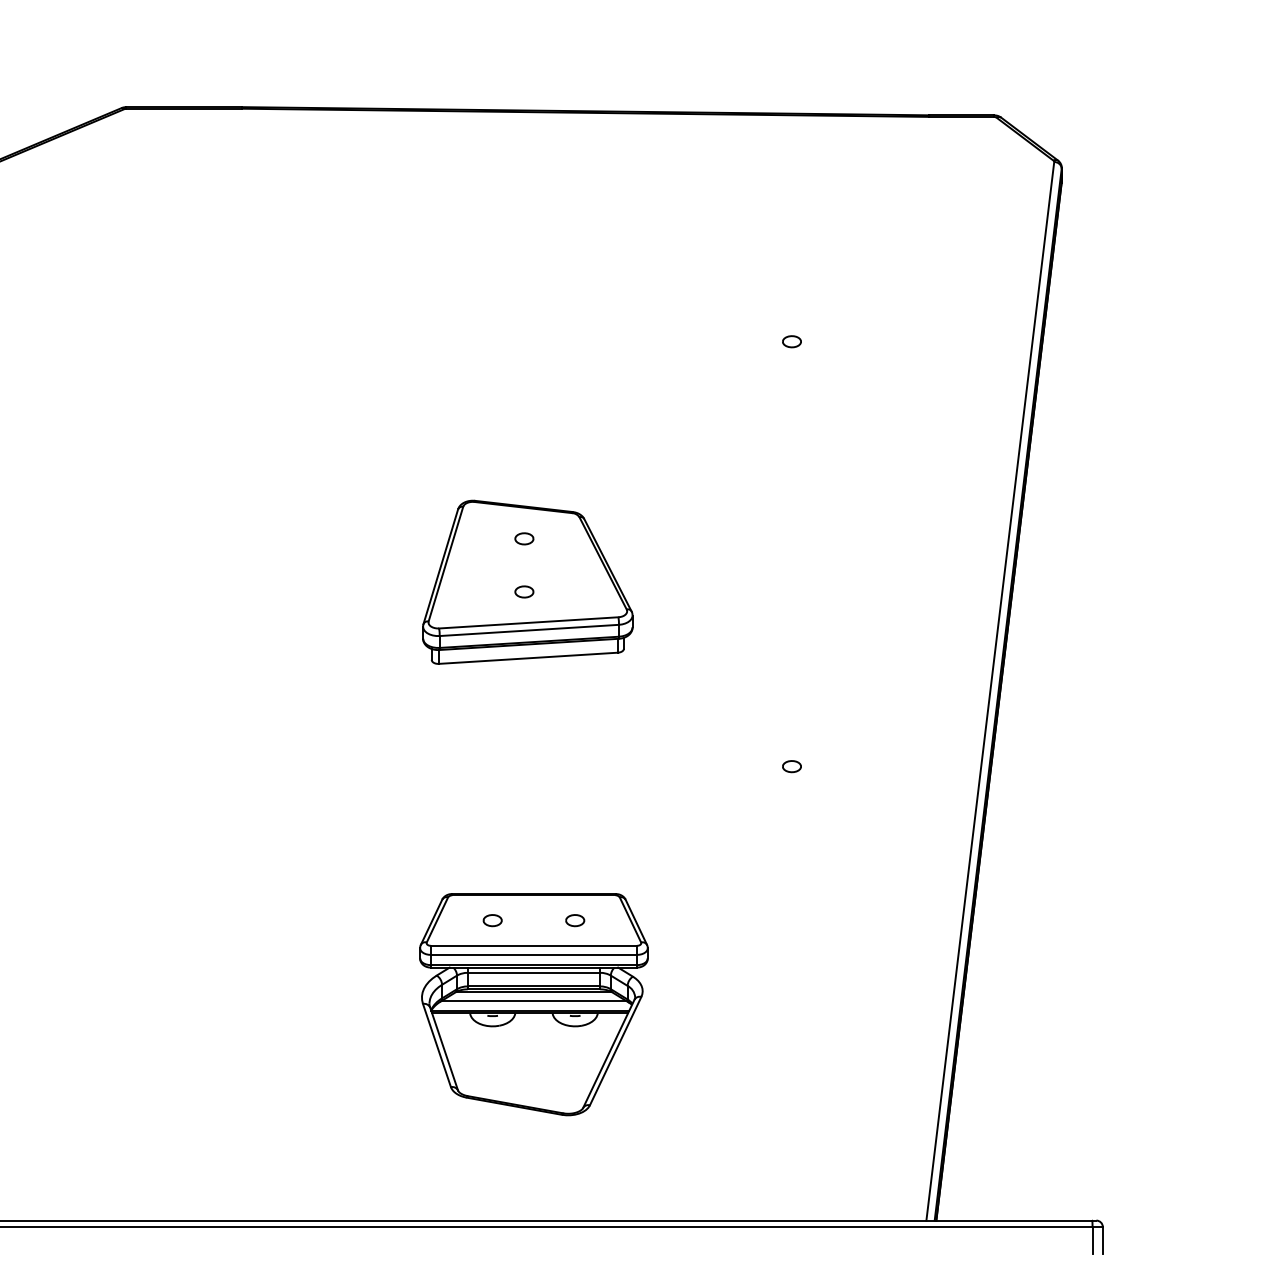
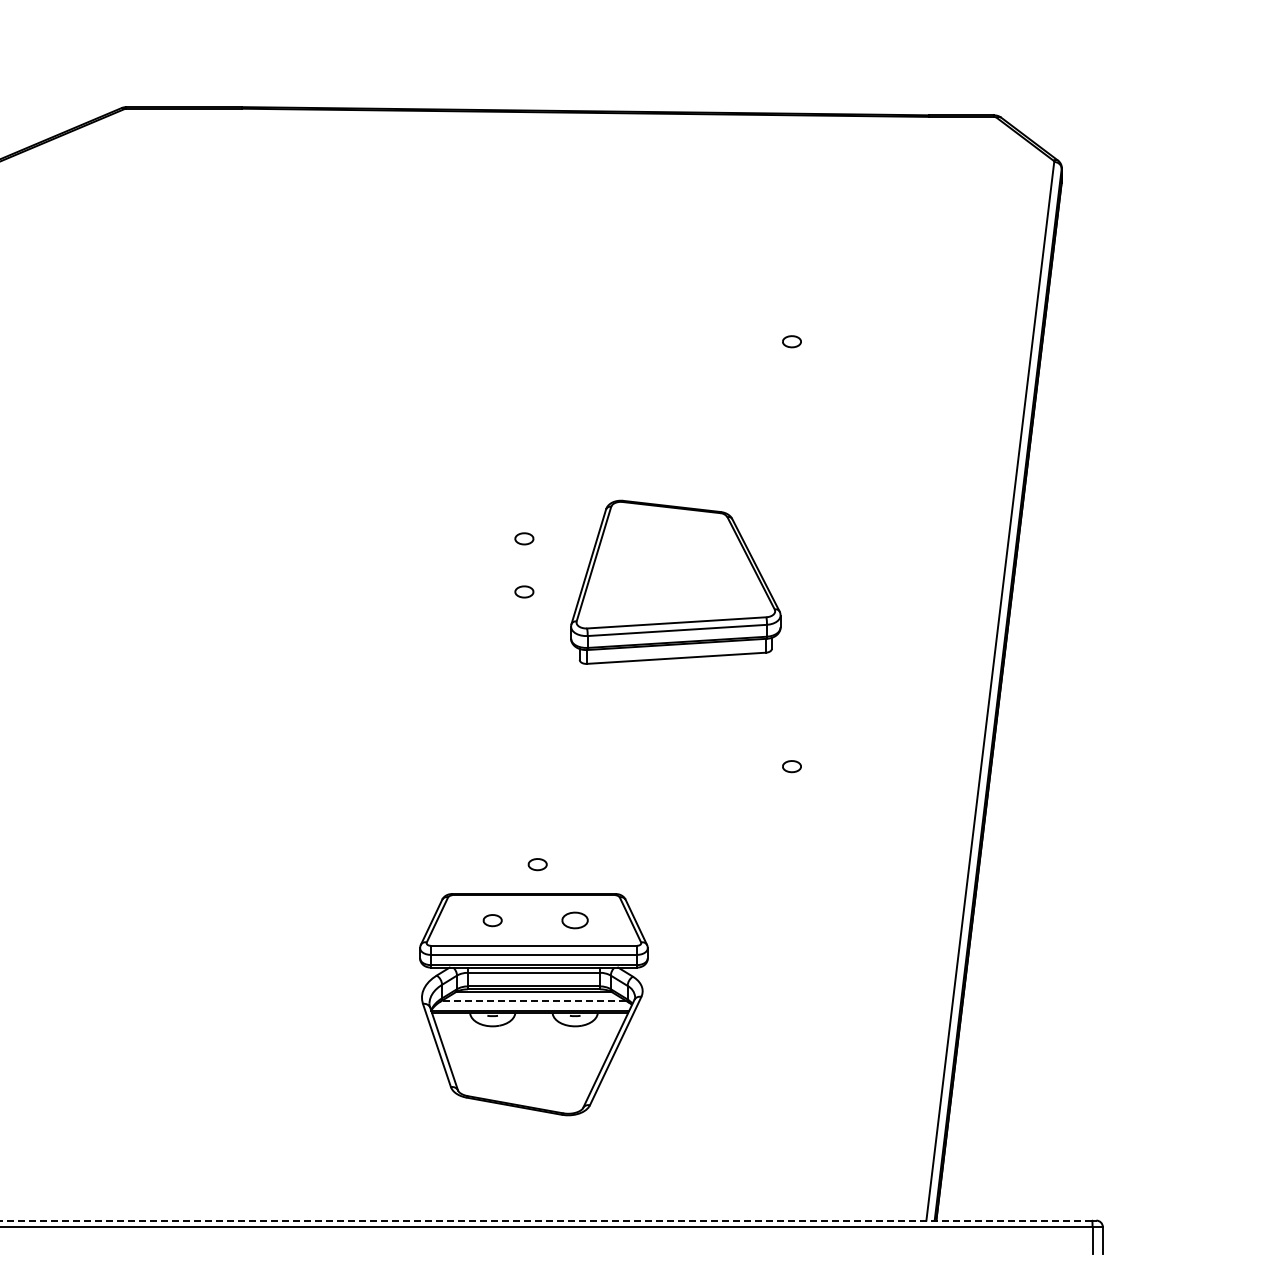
part position: (527, 581) -> (675, 581) (675, 581)
part: none -> present (537, 864)
part size: 21x14 px -> 28x19 px (574, 920)
line: solid -> dashed (533, 1000)
line: solid -> dashed (546, 1220)
